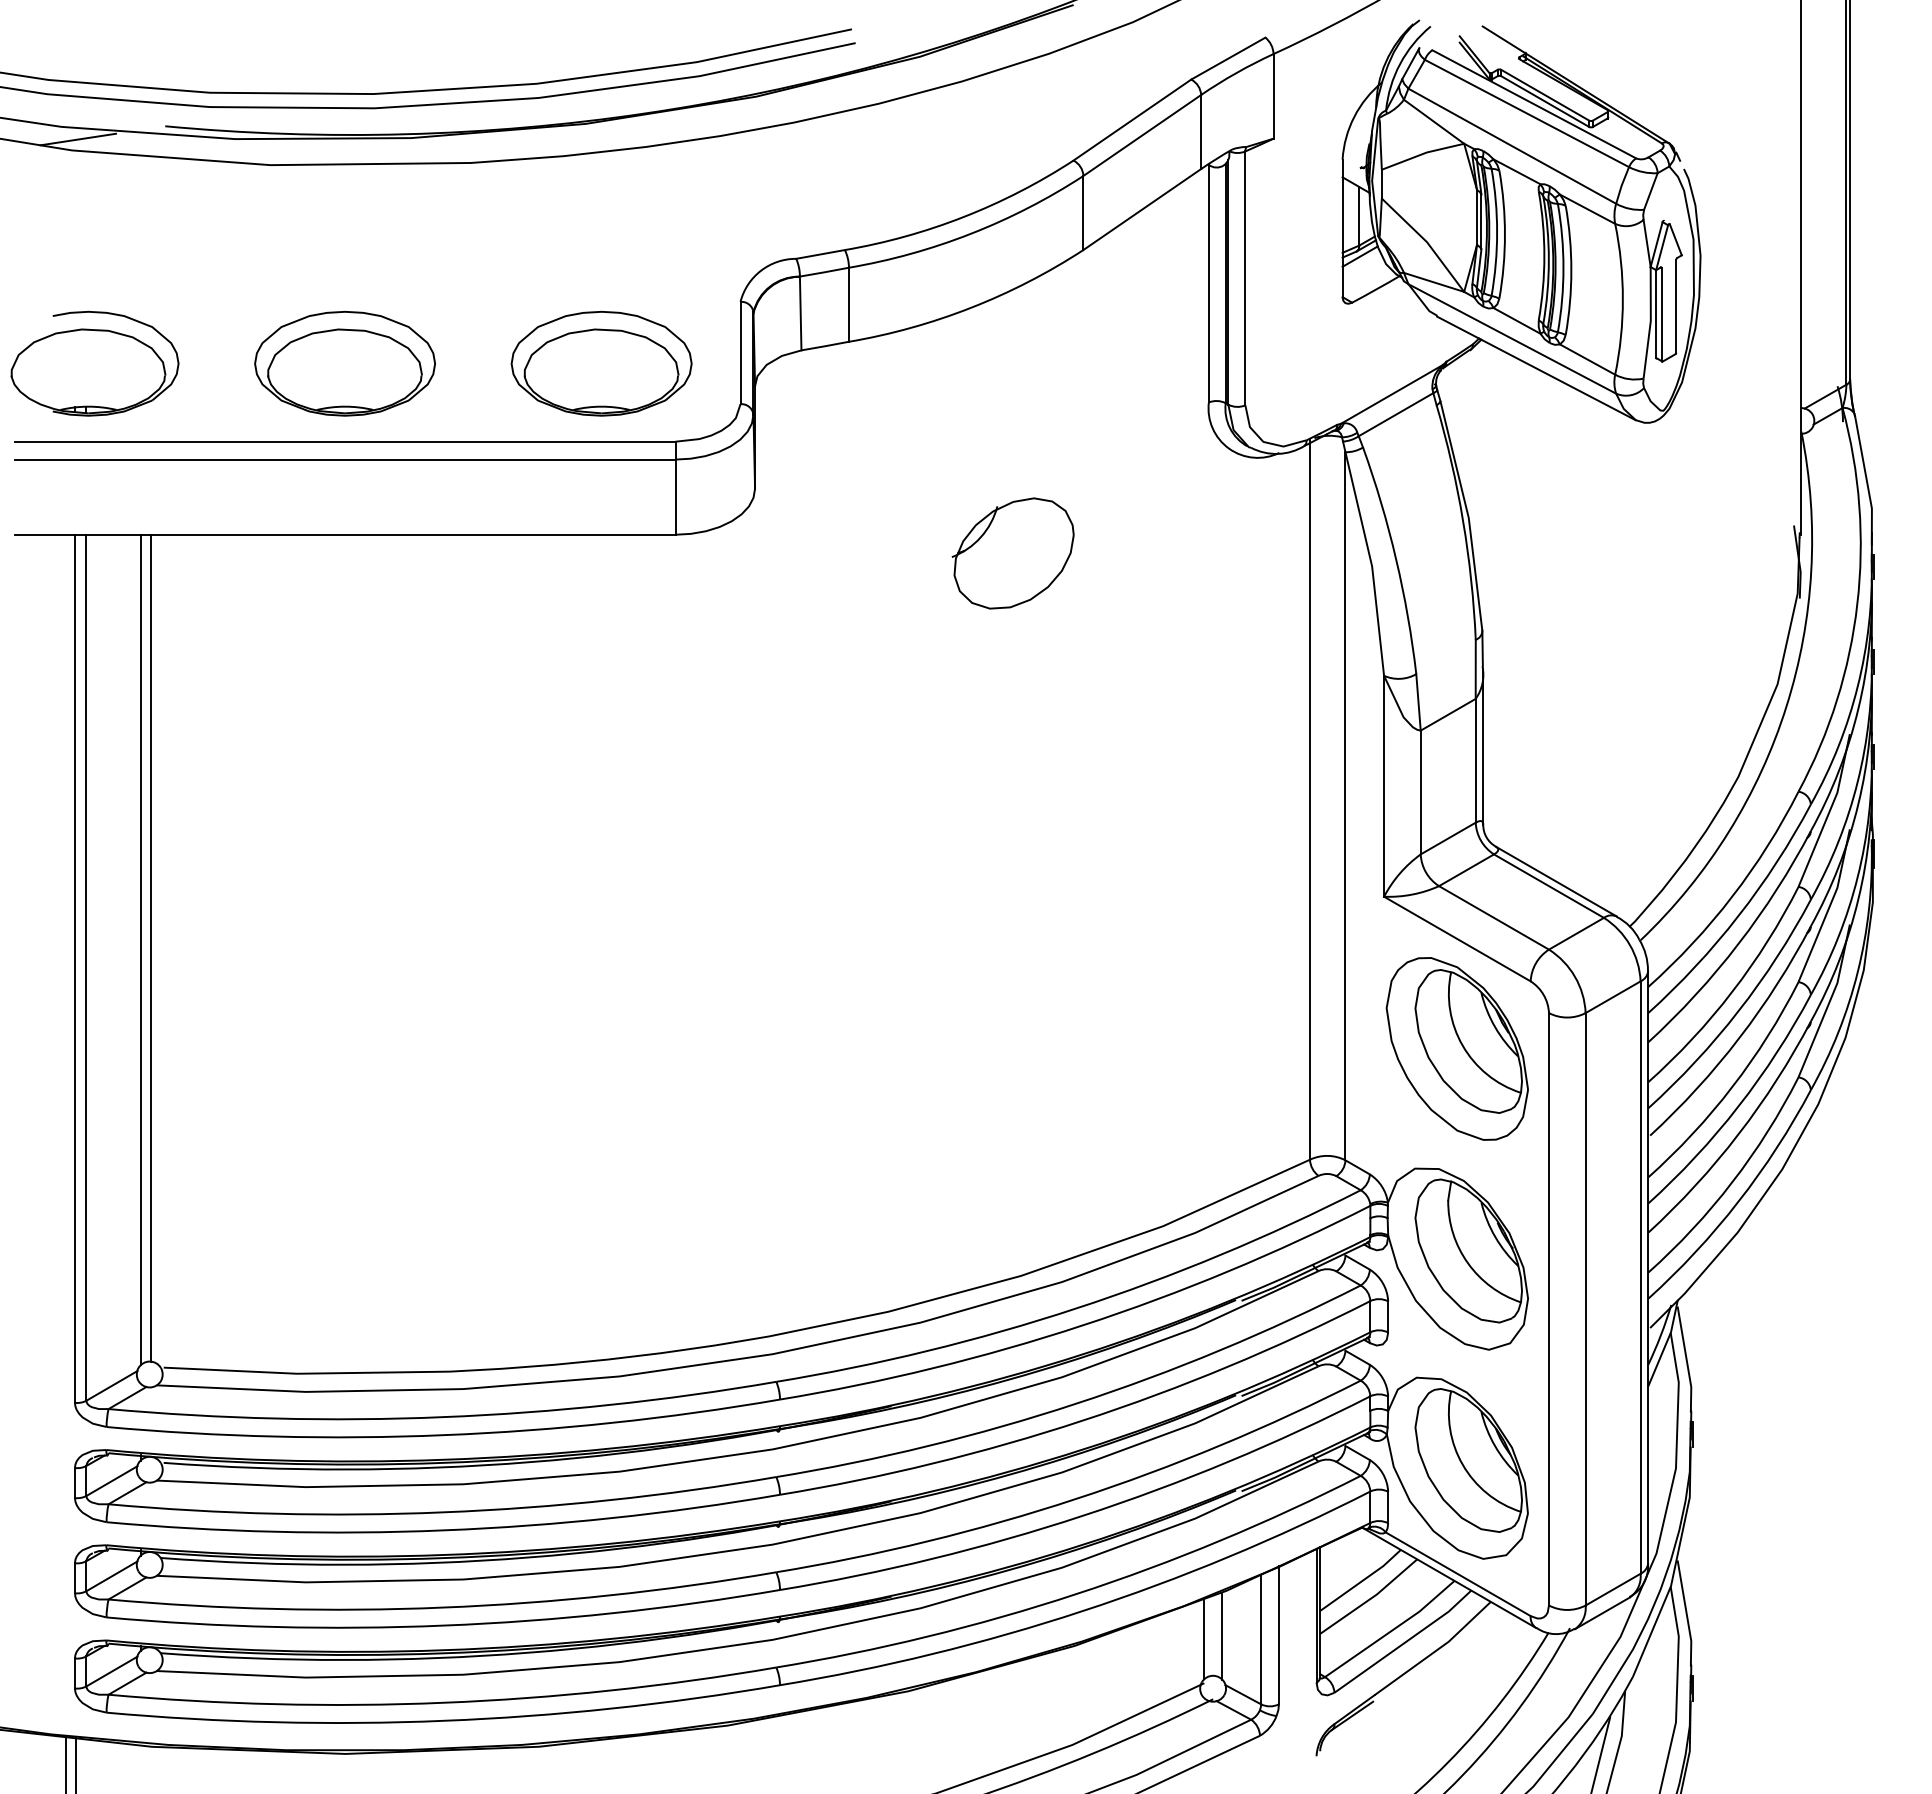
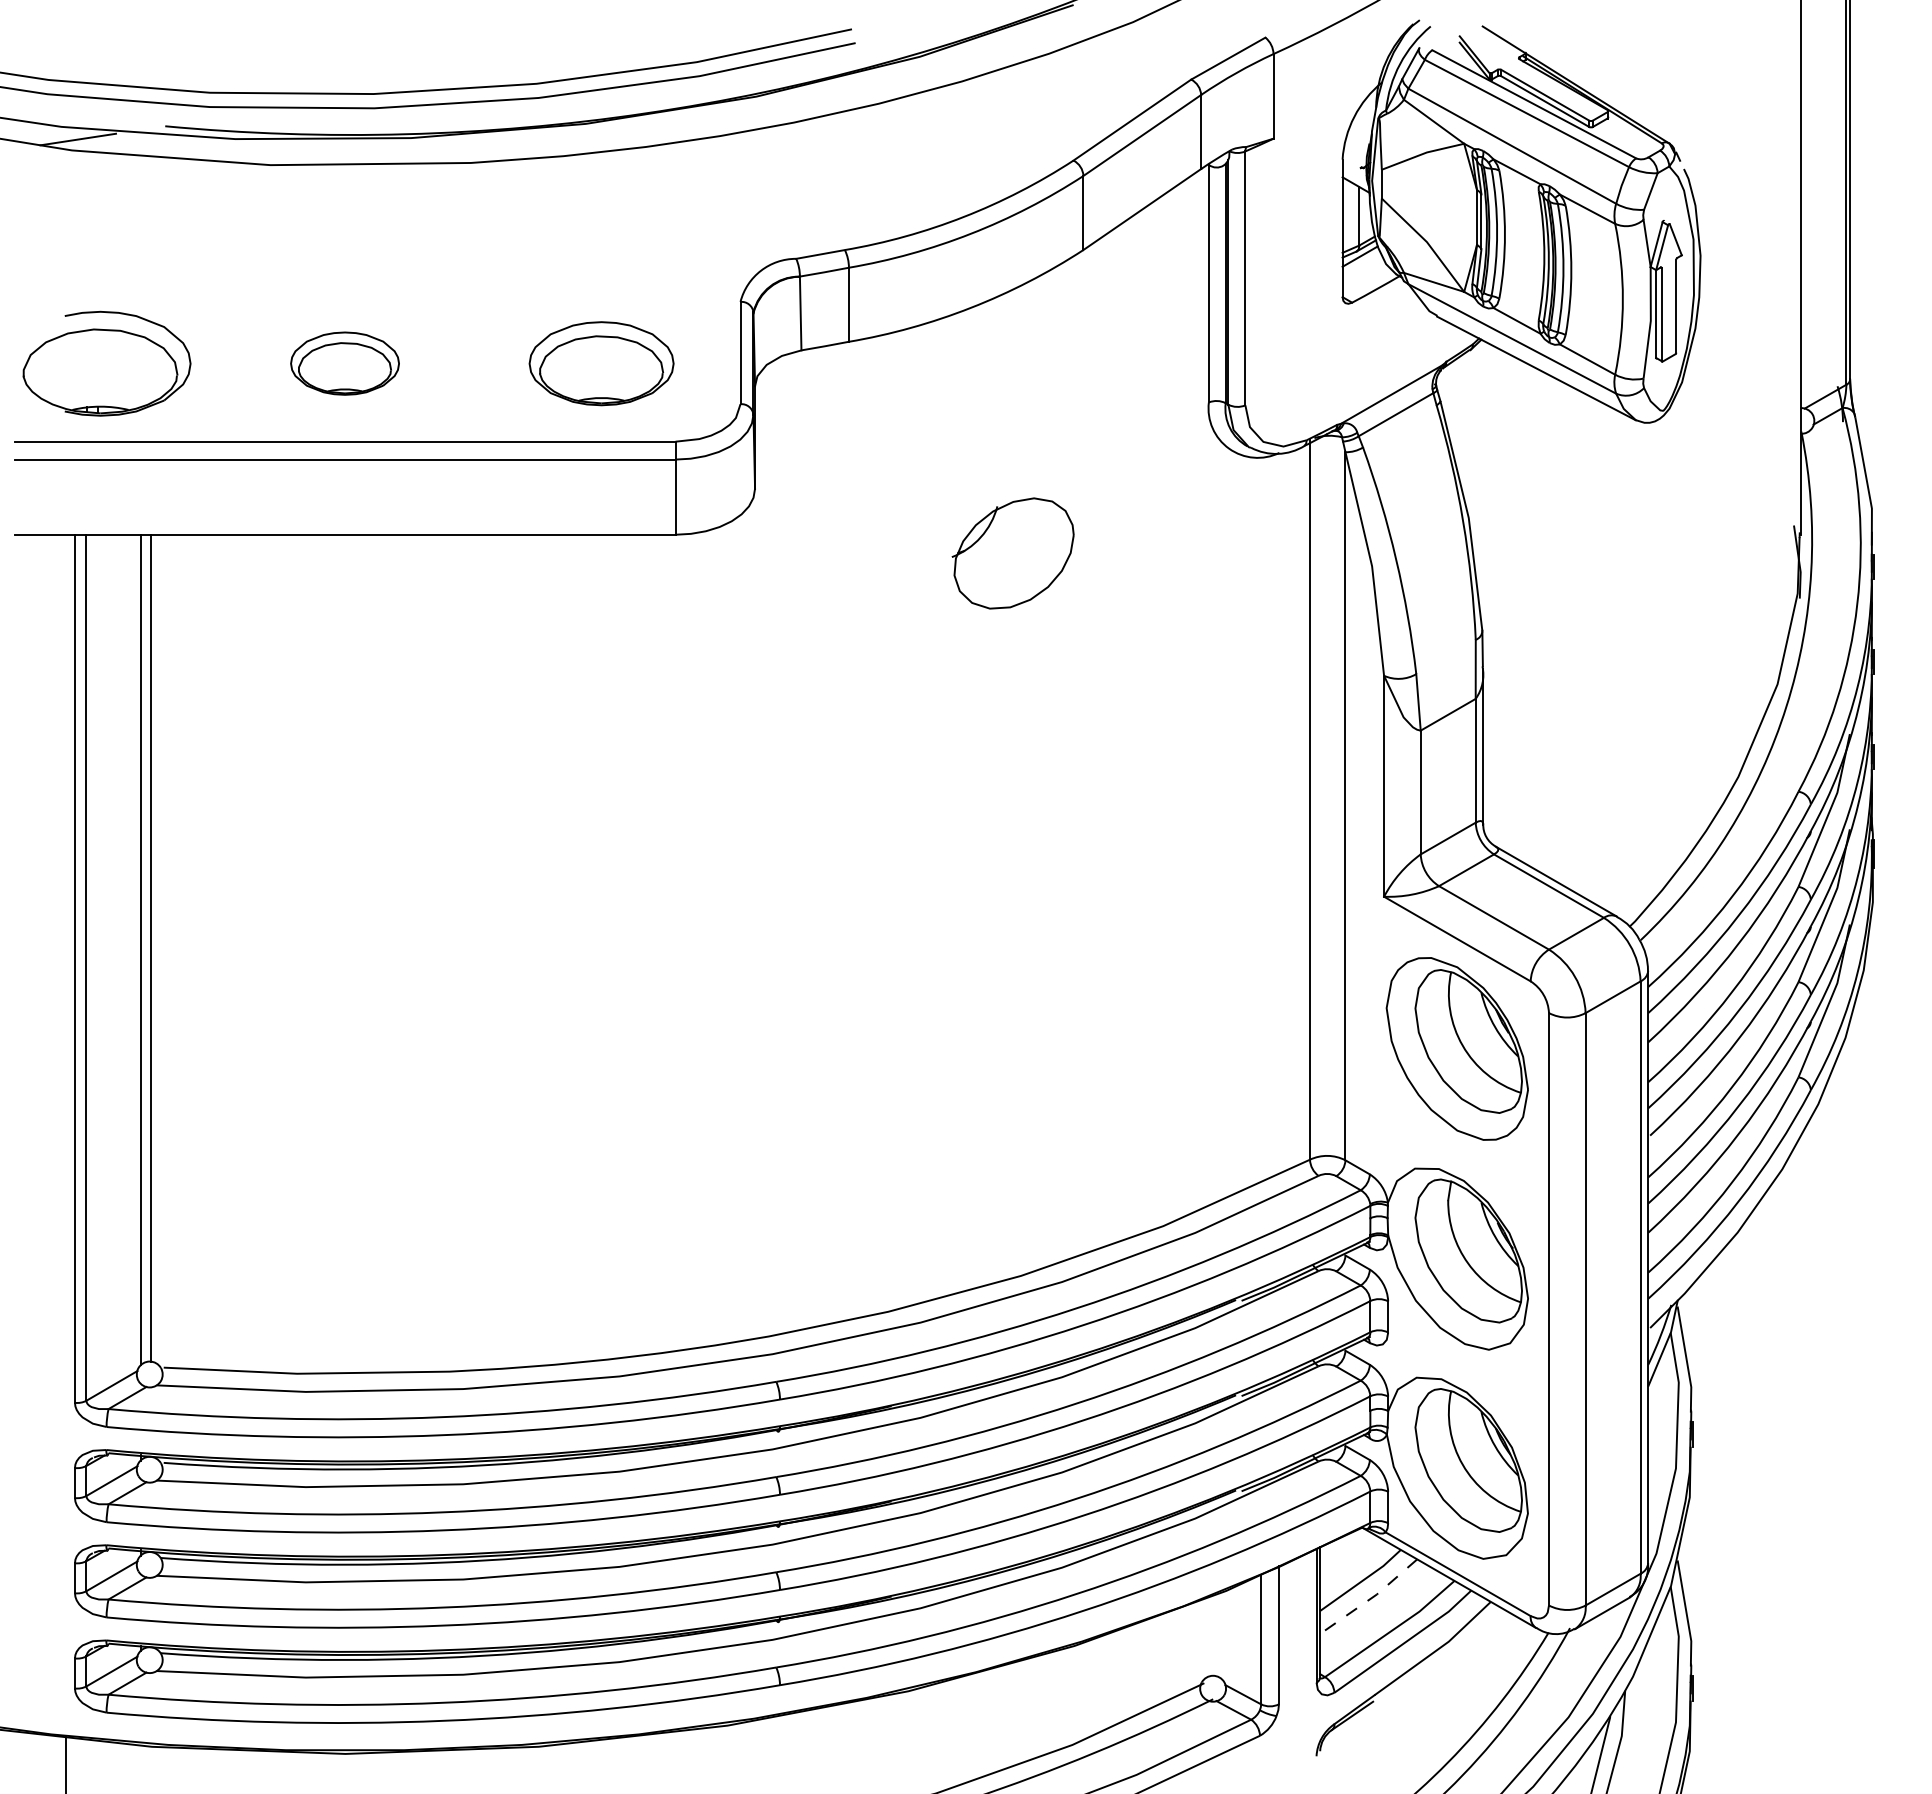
part position: (94, 363) -> (106, 363) (106, 363)
part size: 182x107 px -> 110x65 px (344, 363)
part size: 183x107 px -> 147x86 px (601, 363)
line: solid -> dashed (1370, 1598)
line: present -> none (1221, 1635)
line: present -> none (1204, 1638)
line: present -> none (76, 1764)
